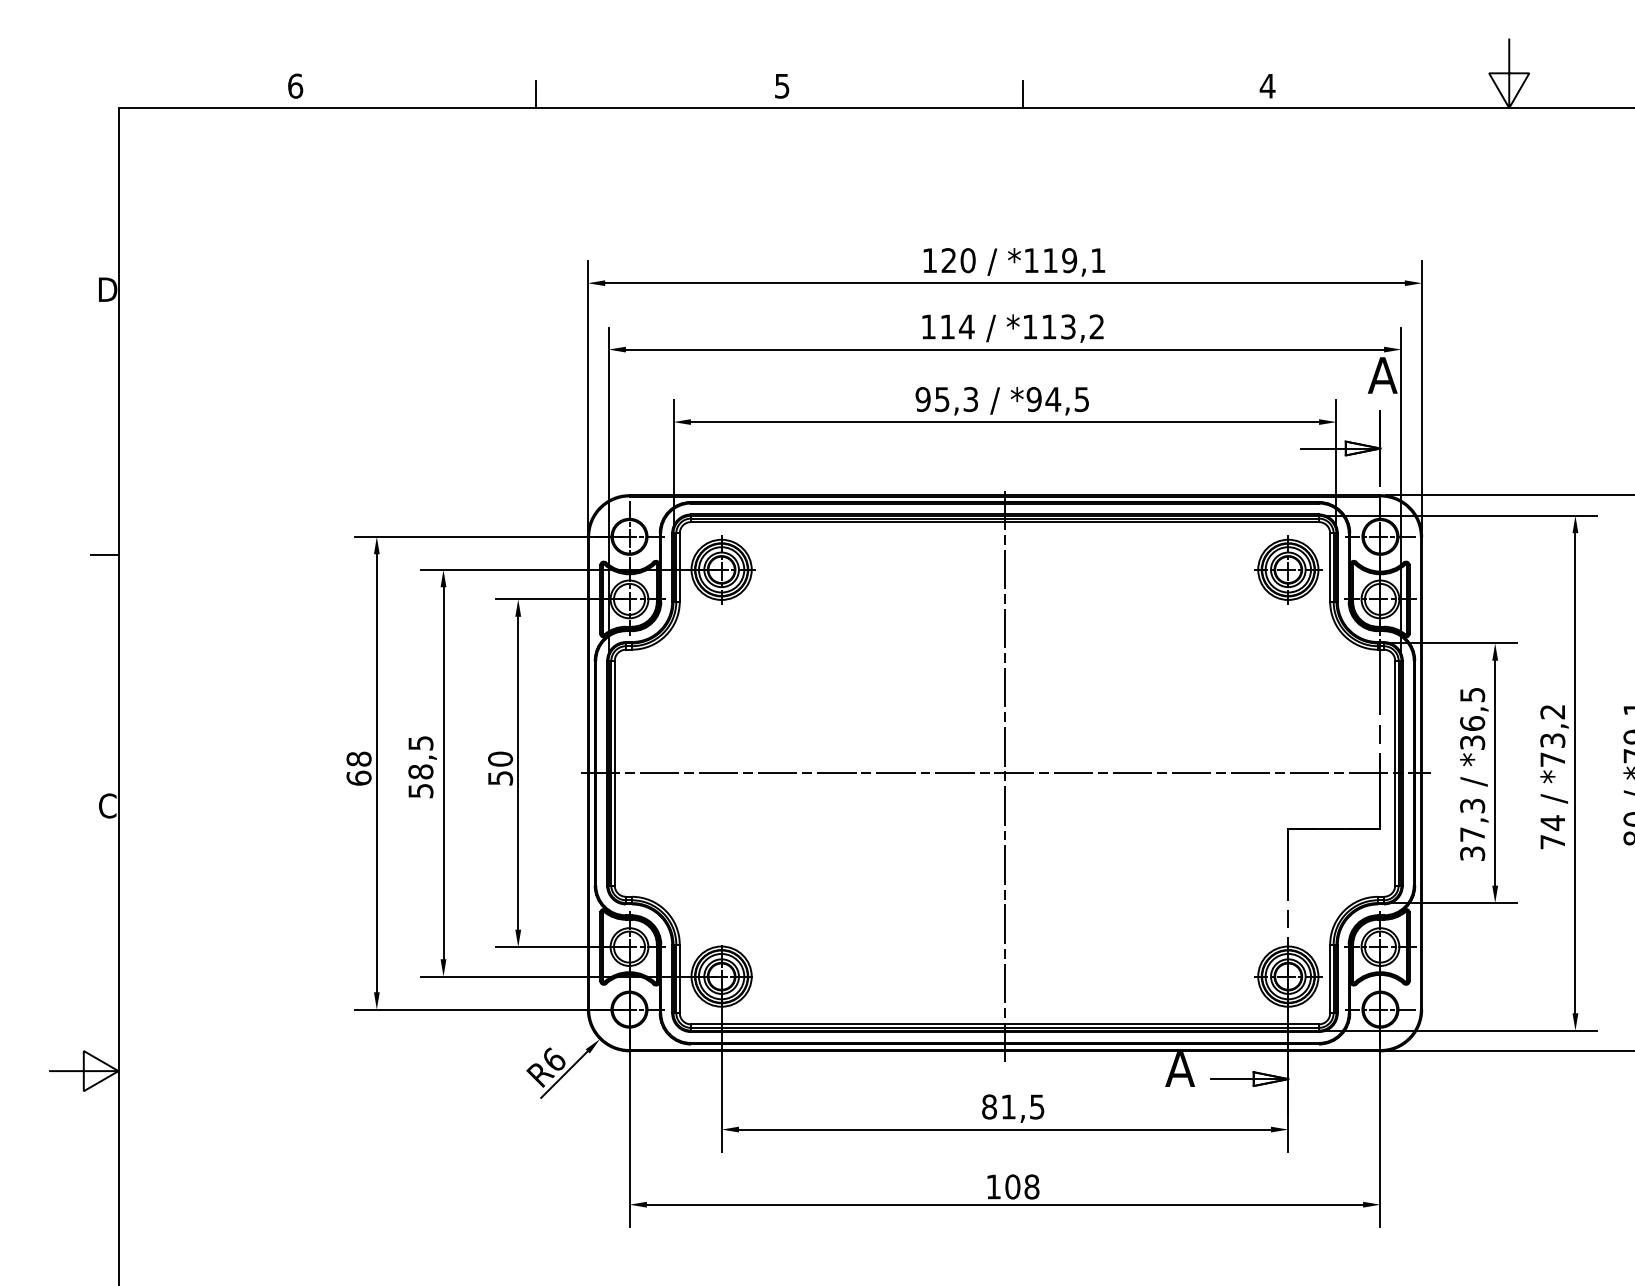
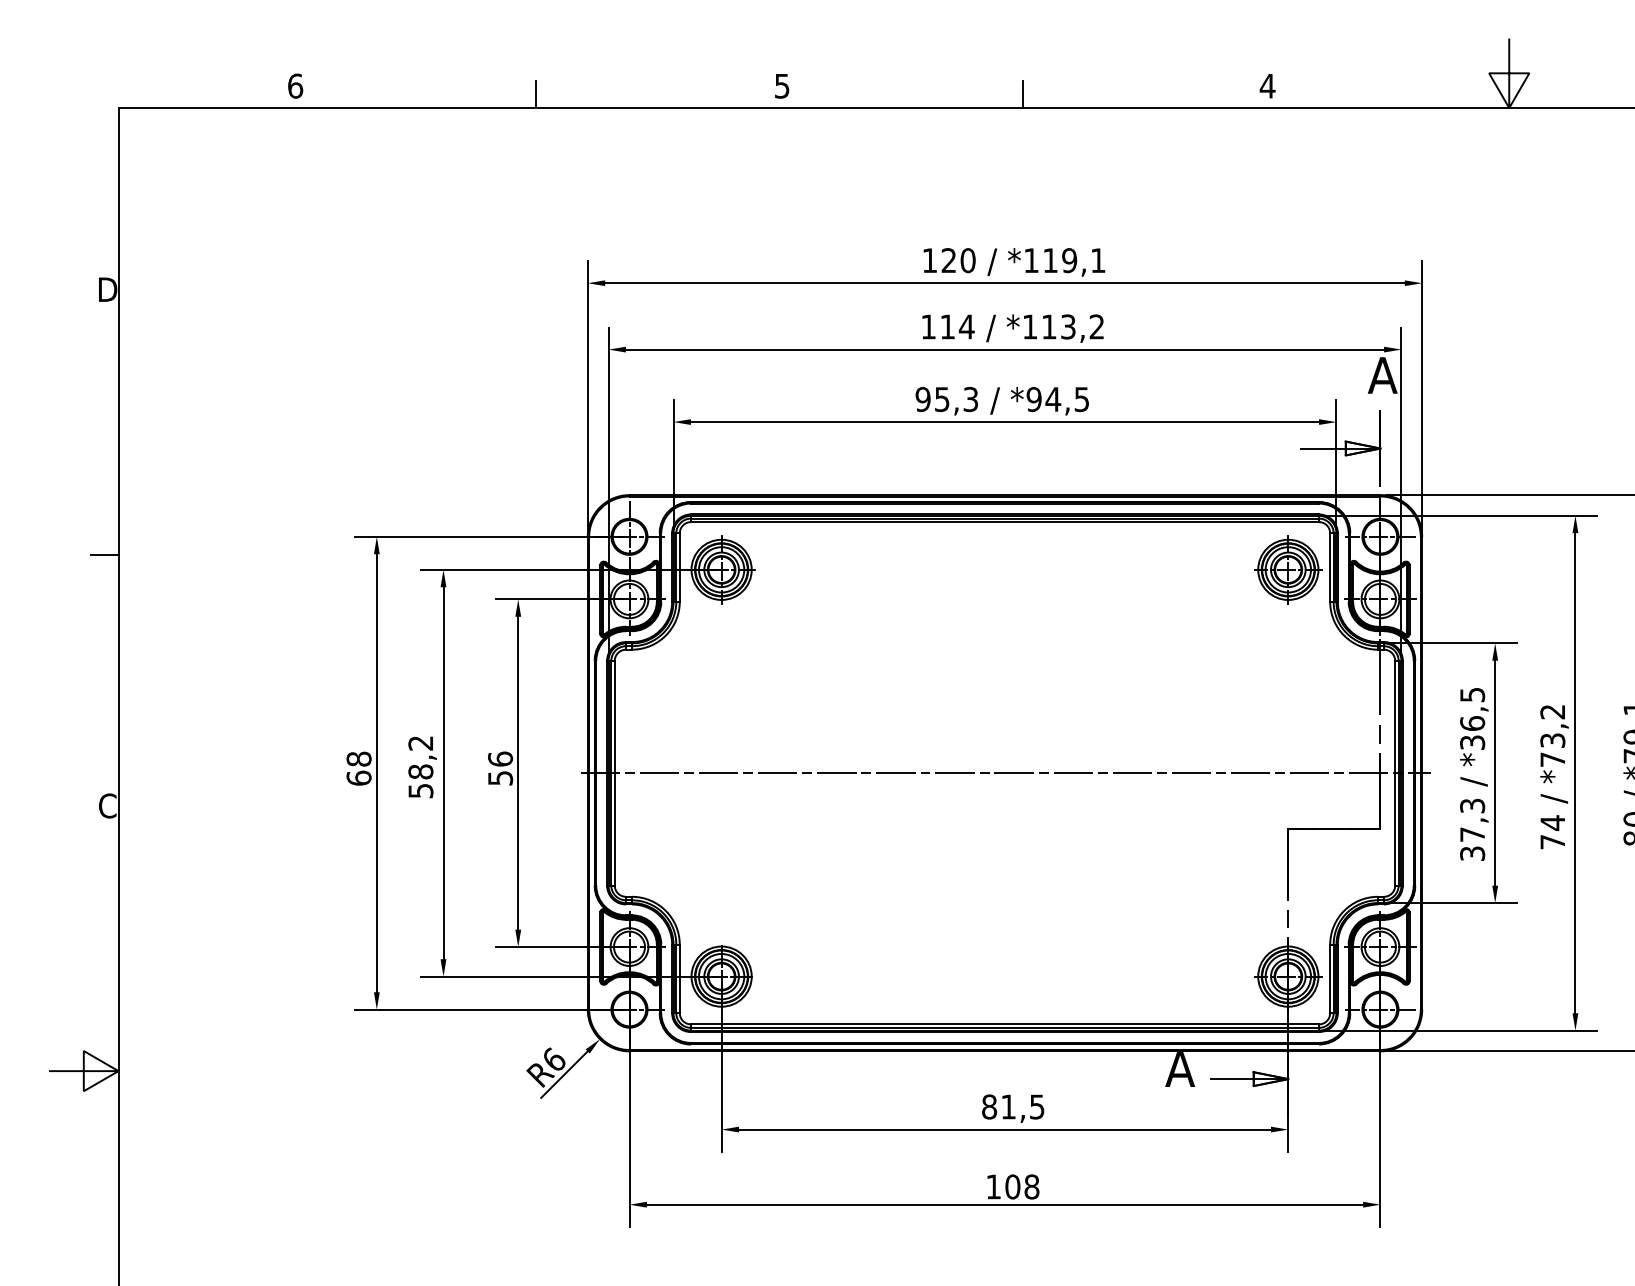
text: 58,5 -> 58,2 (420, 743)
text: 50 -> 56 (500, 758)
line: present -> none (1004, 776)
